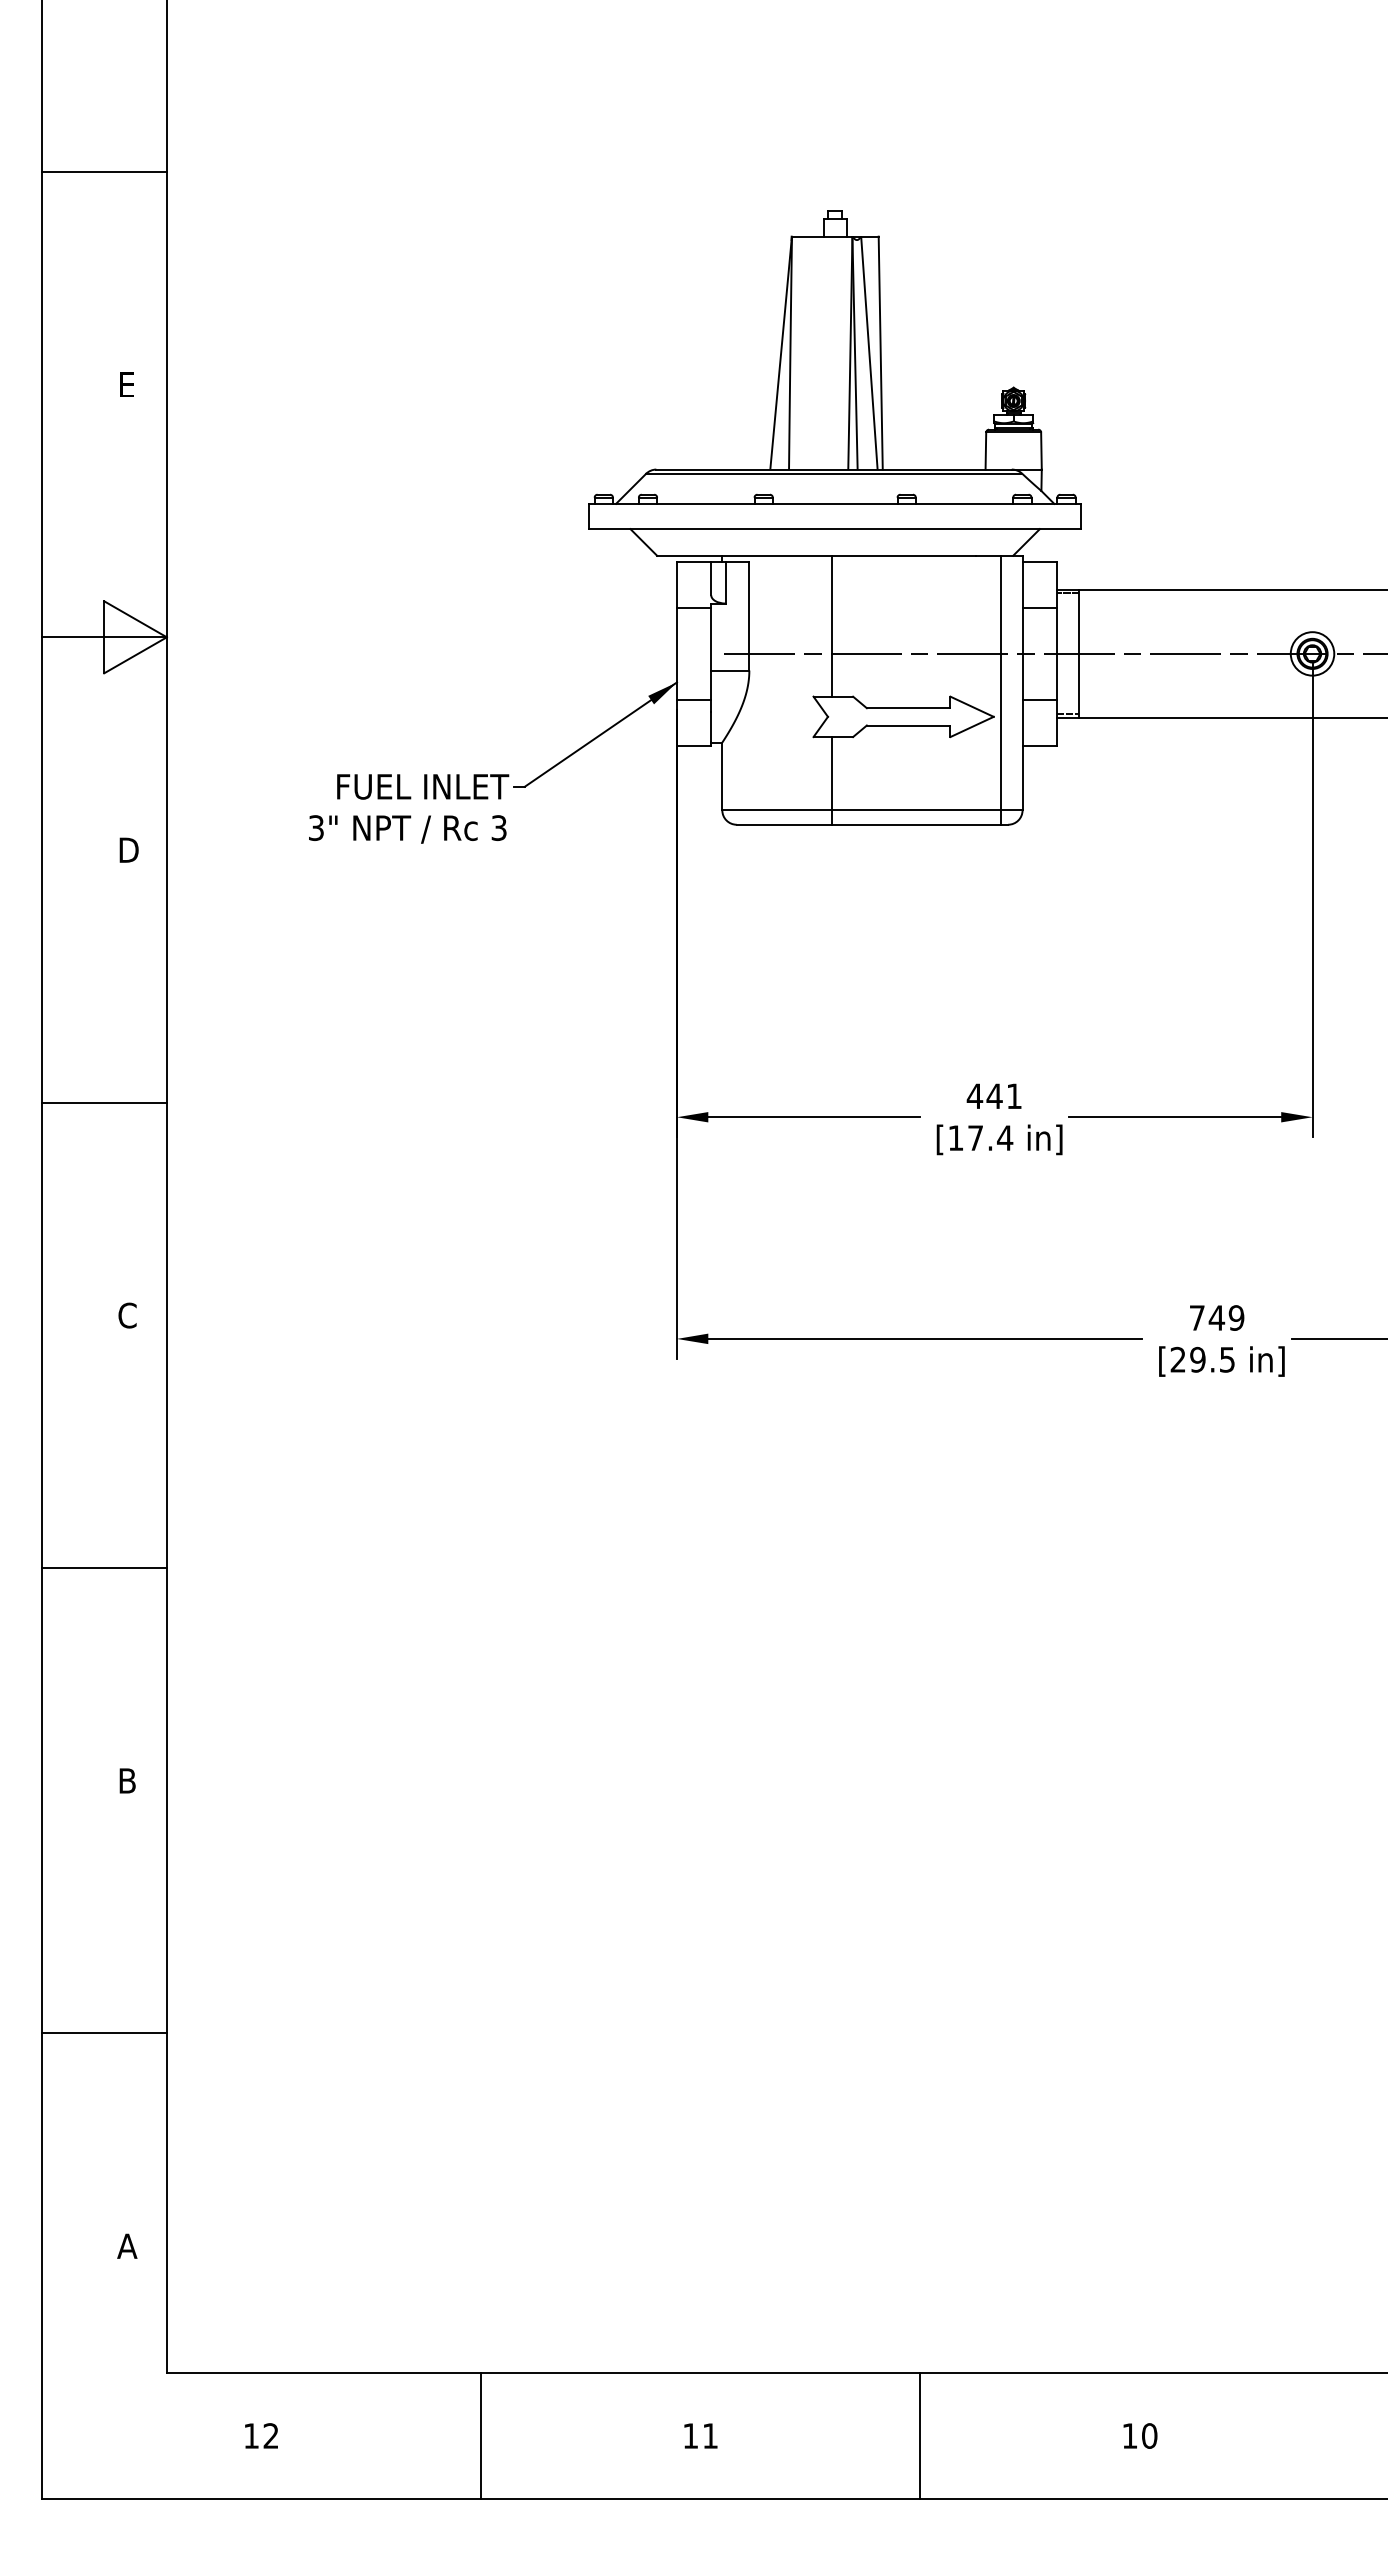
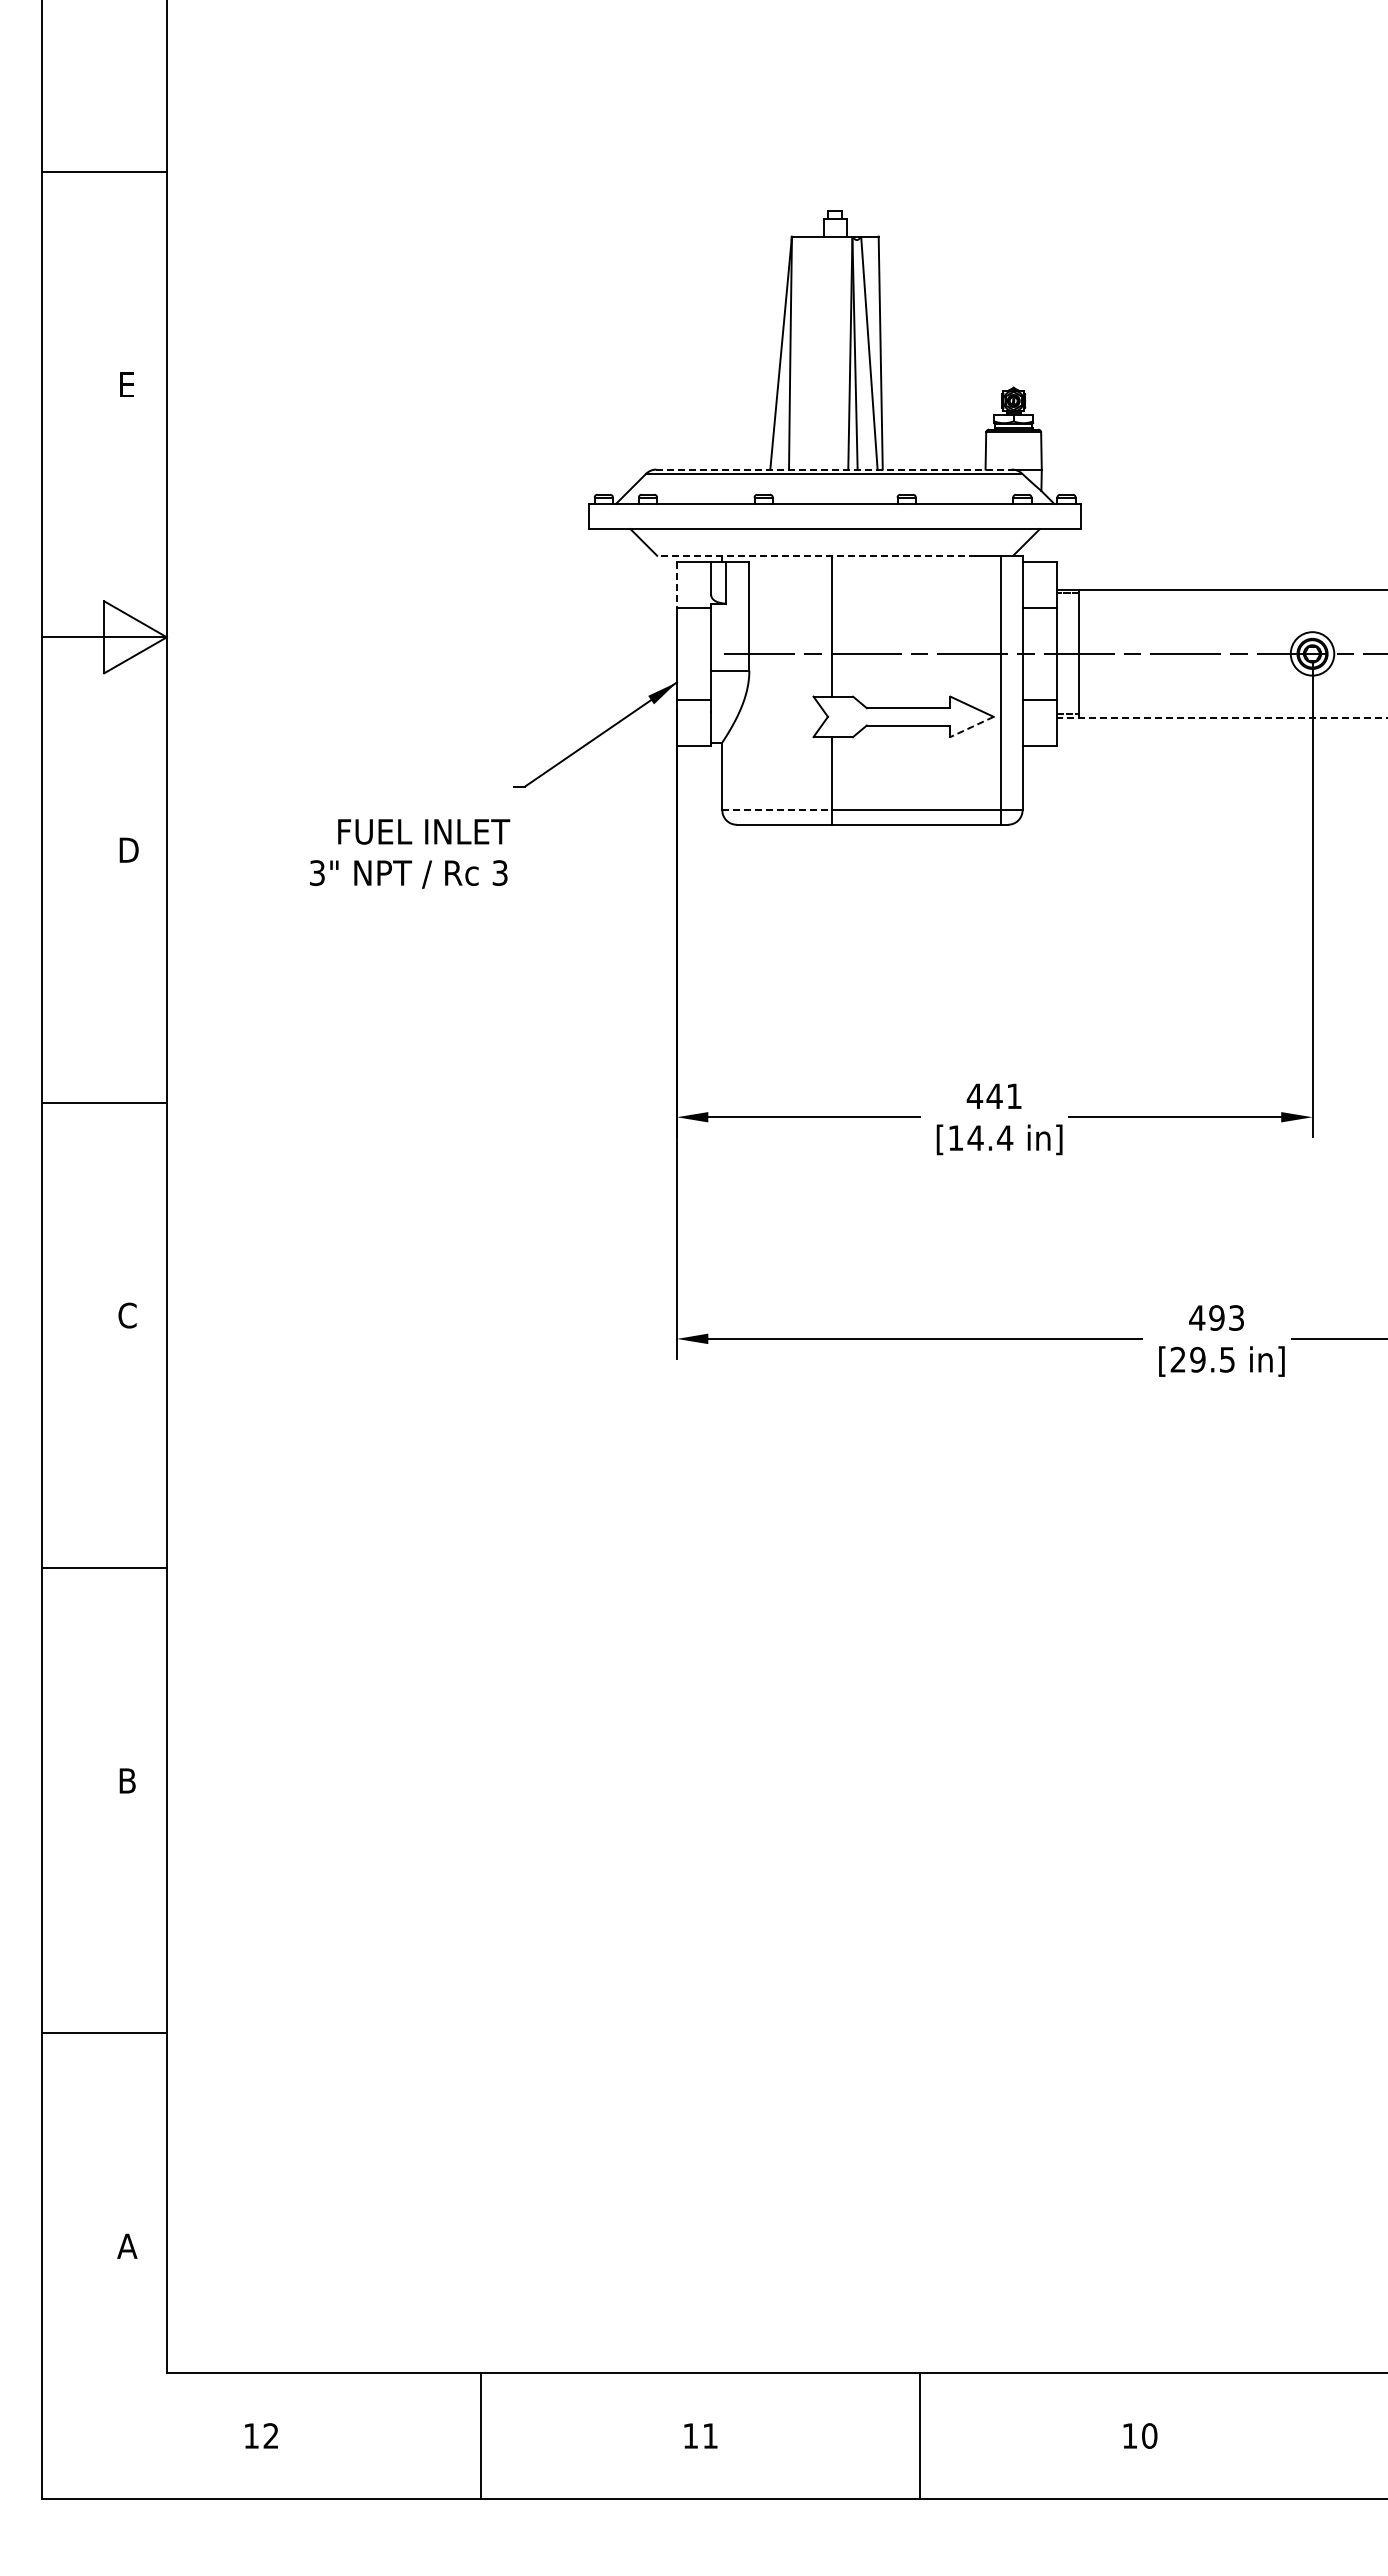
line: solid -> dashed (834, 469)
line: solid -> dashed (815, 555)
line: solid -> dashed (676, 584)
line: solid -> dashed (1221, 717)
line: solid -> dashed (972, 726)
text position: (409, 808) -> (410, 853) (410, 853)
line: solid -> dashed (777, 810)
text: [17.4 -> [14.4 (975, 1137)
text: 749 -> 493 (1216, 1317)
